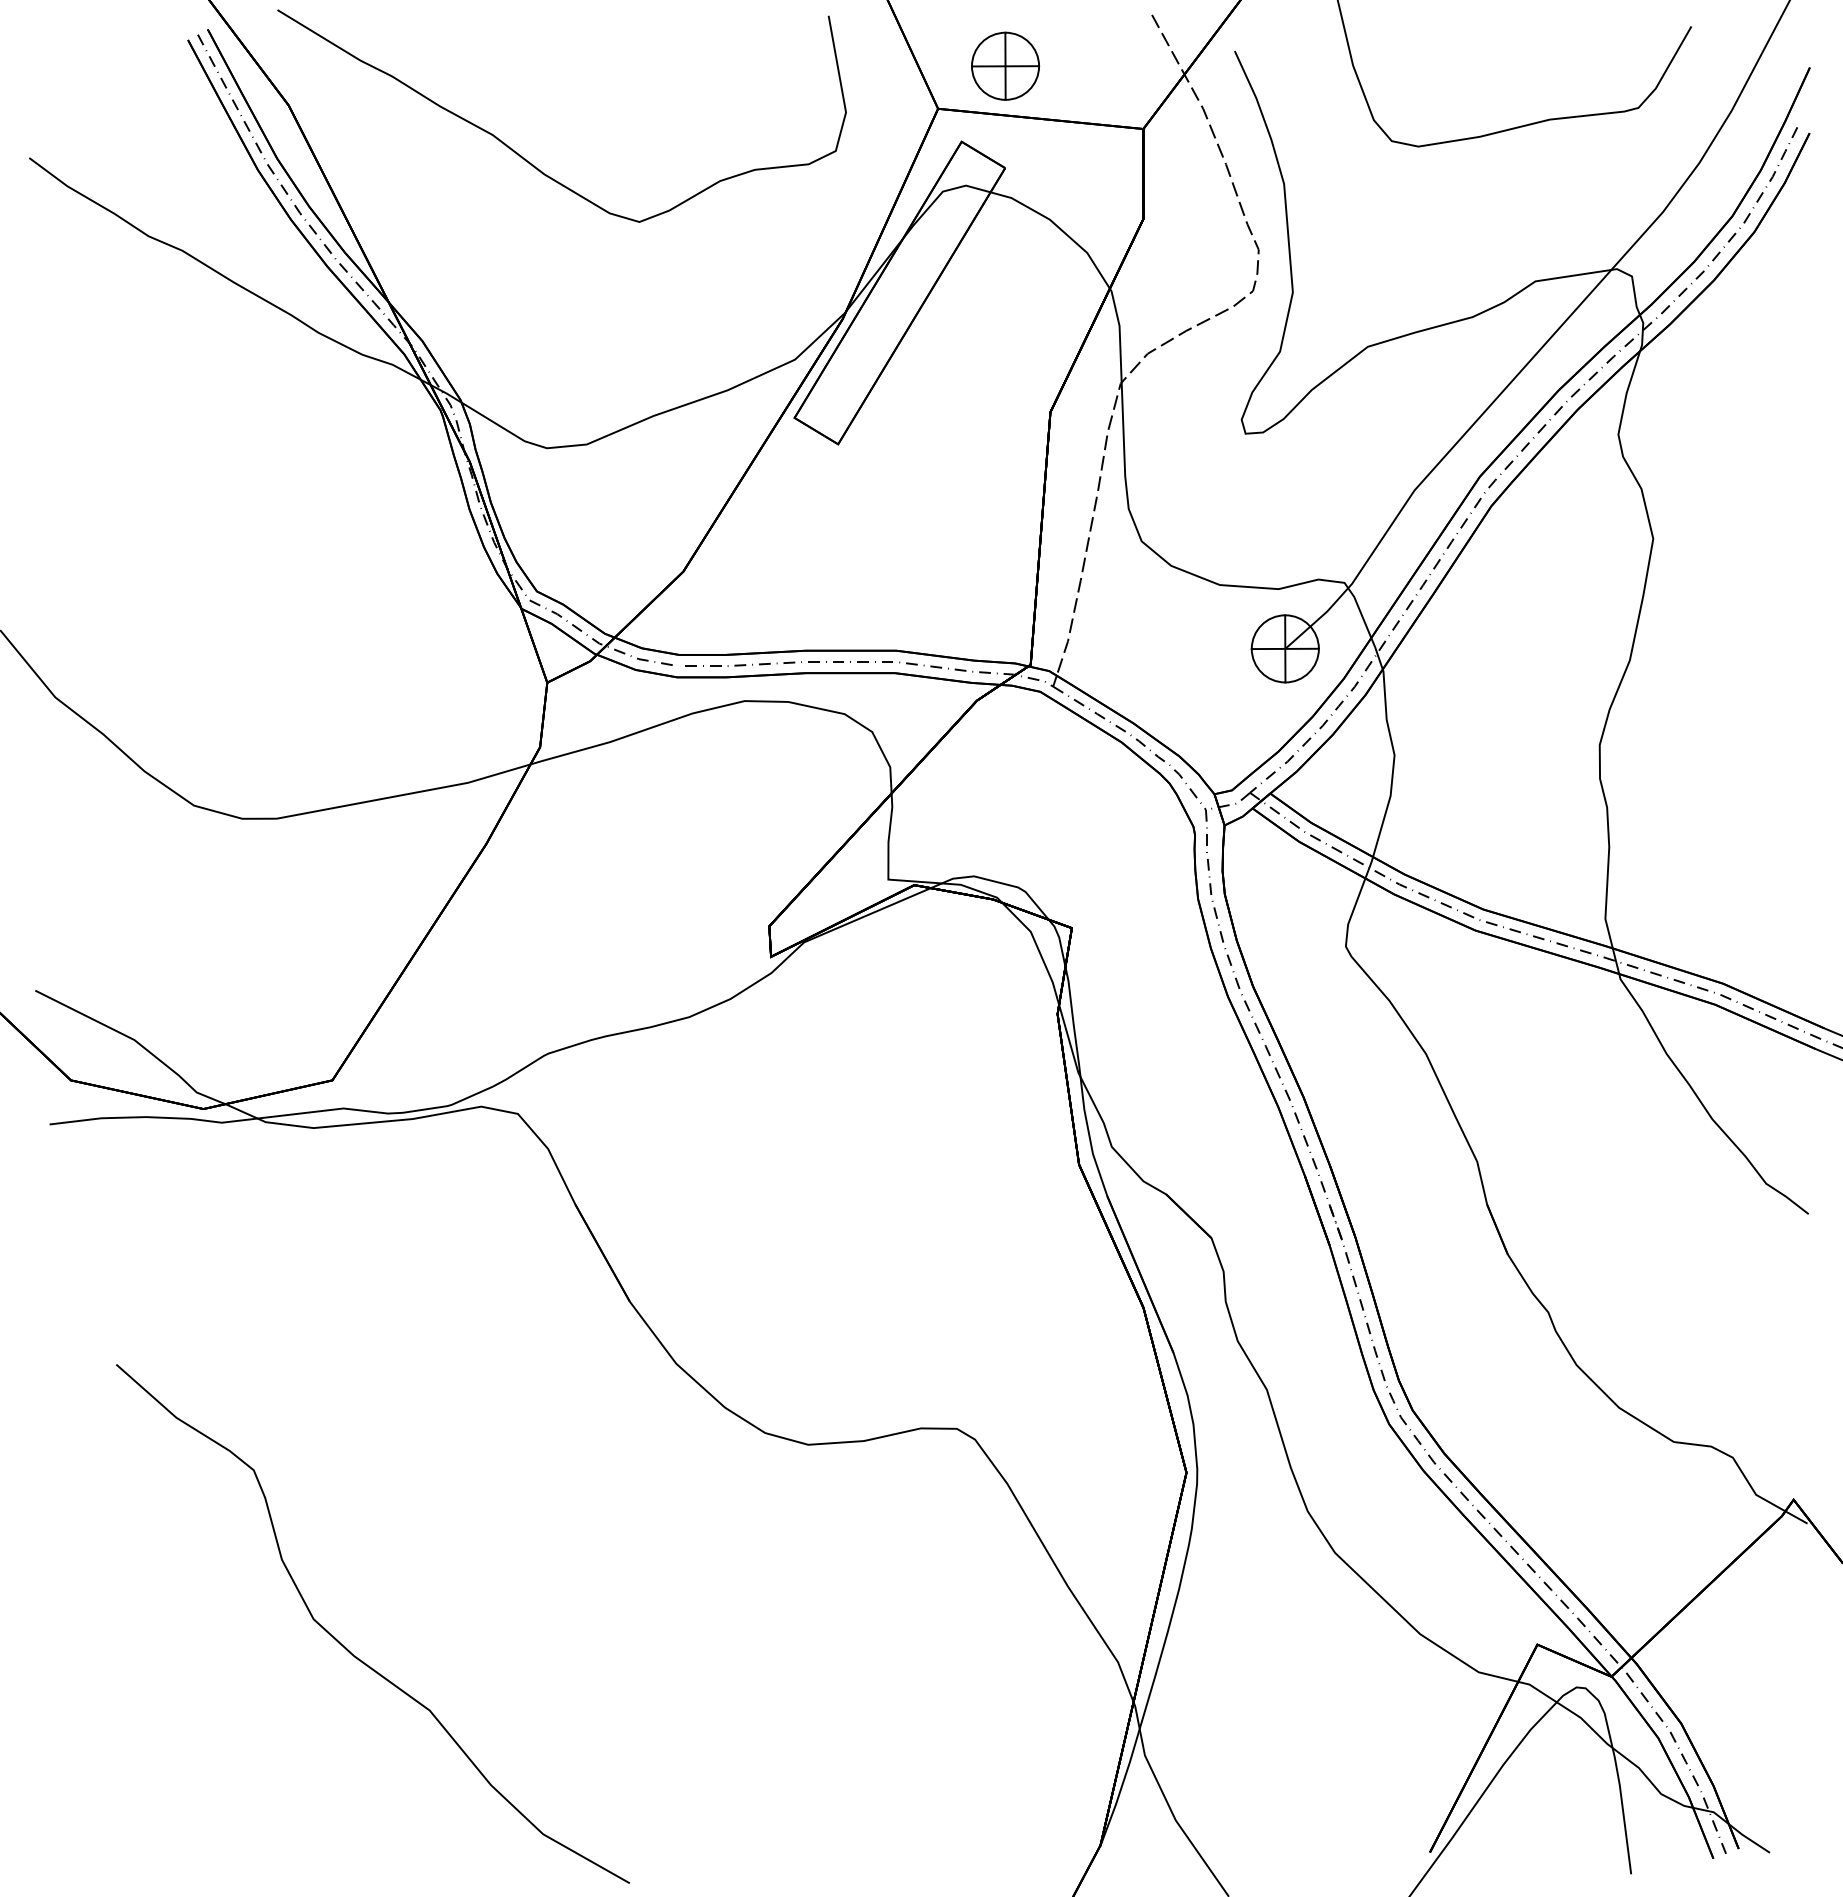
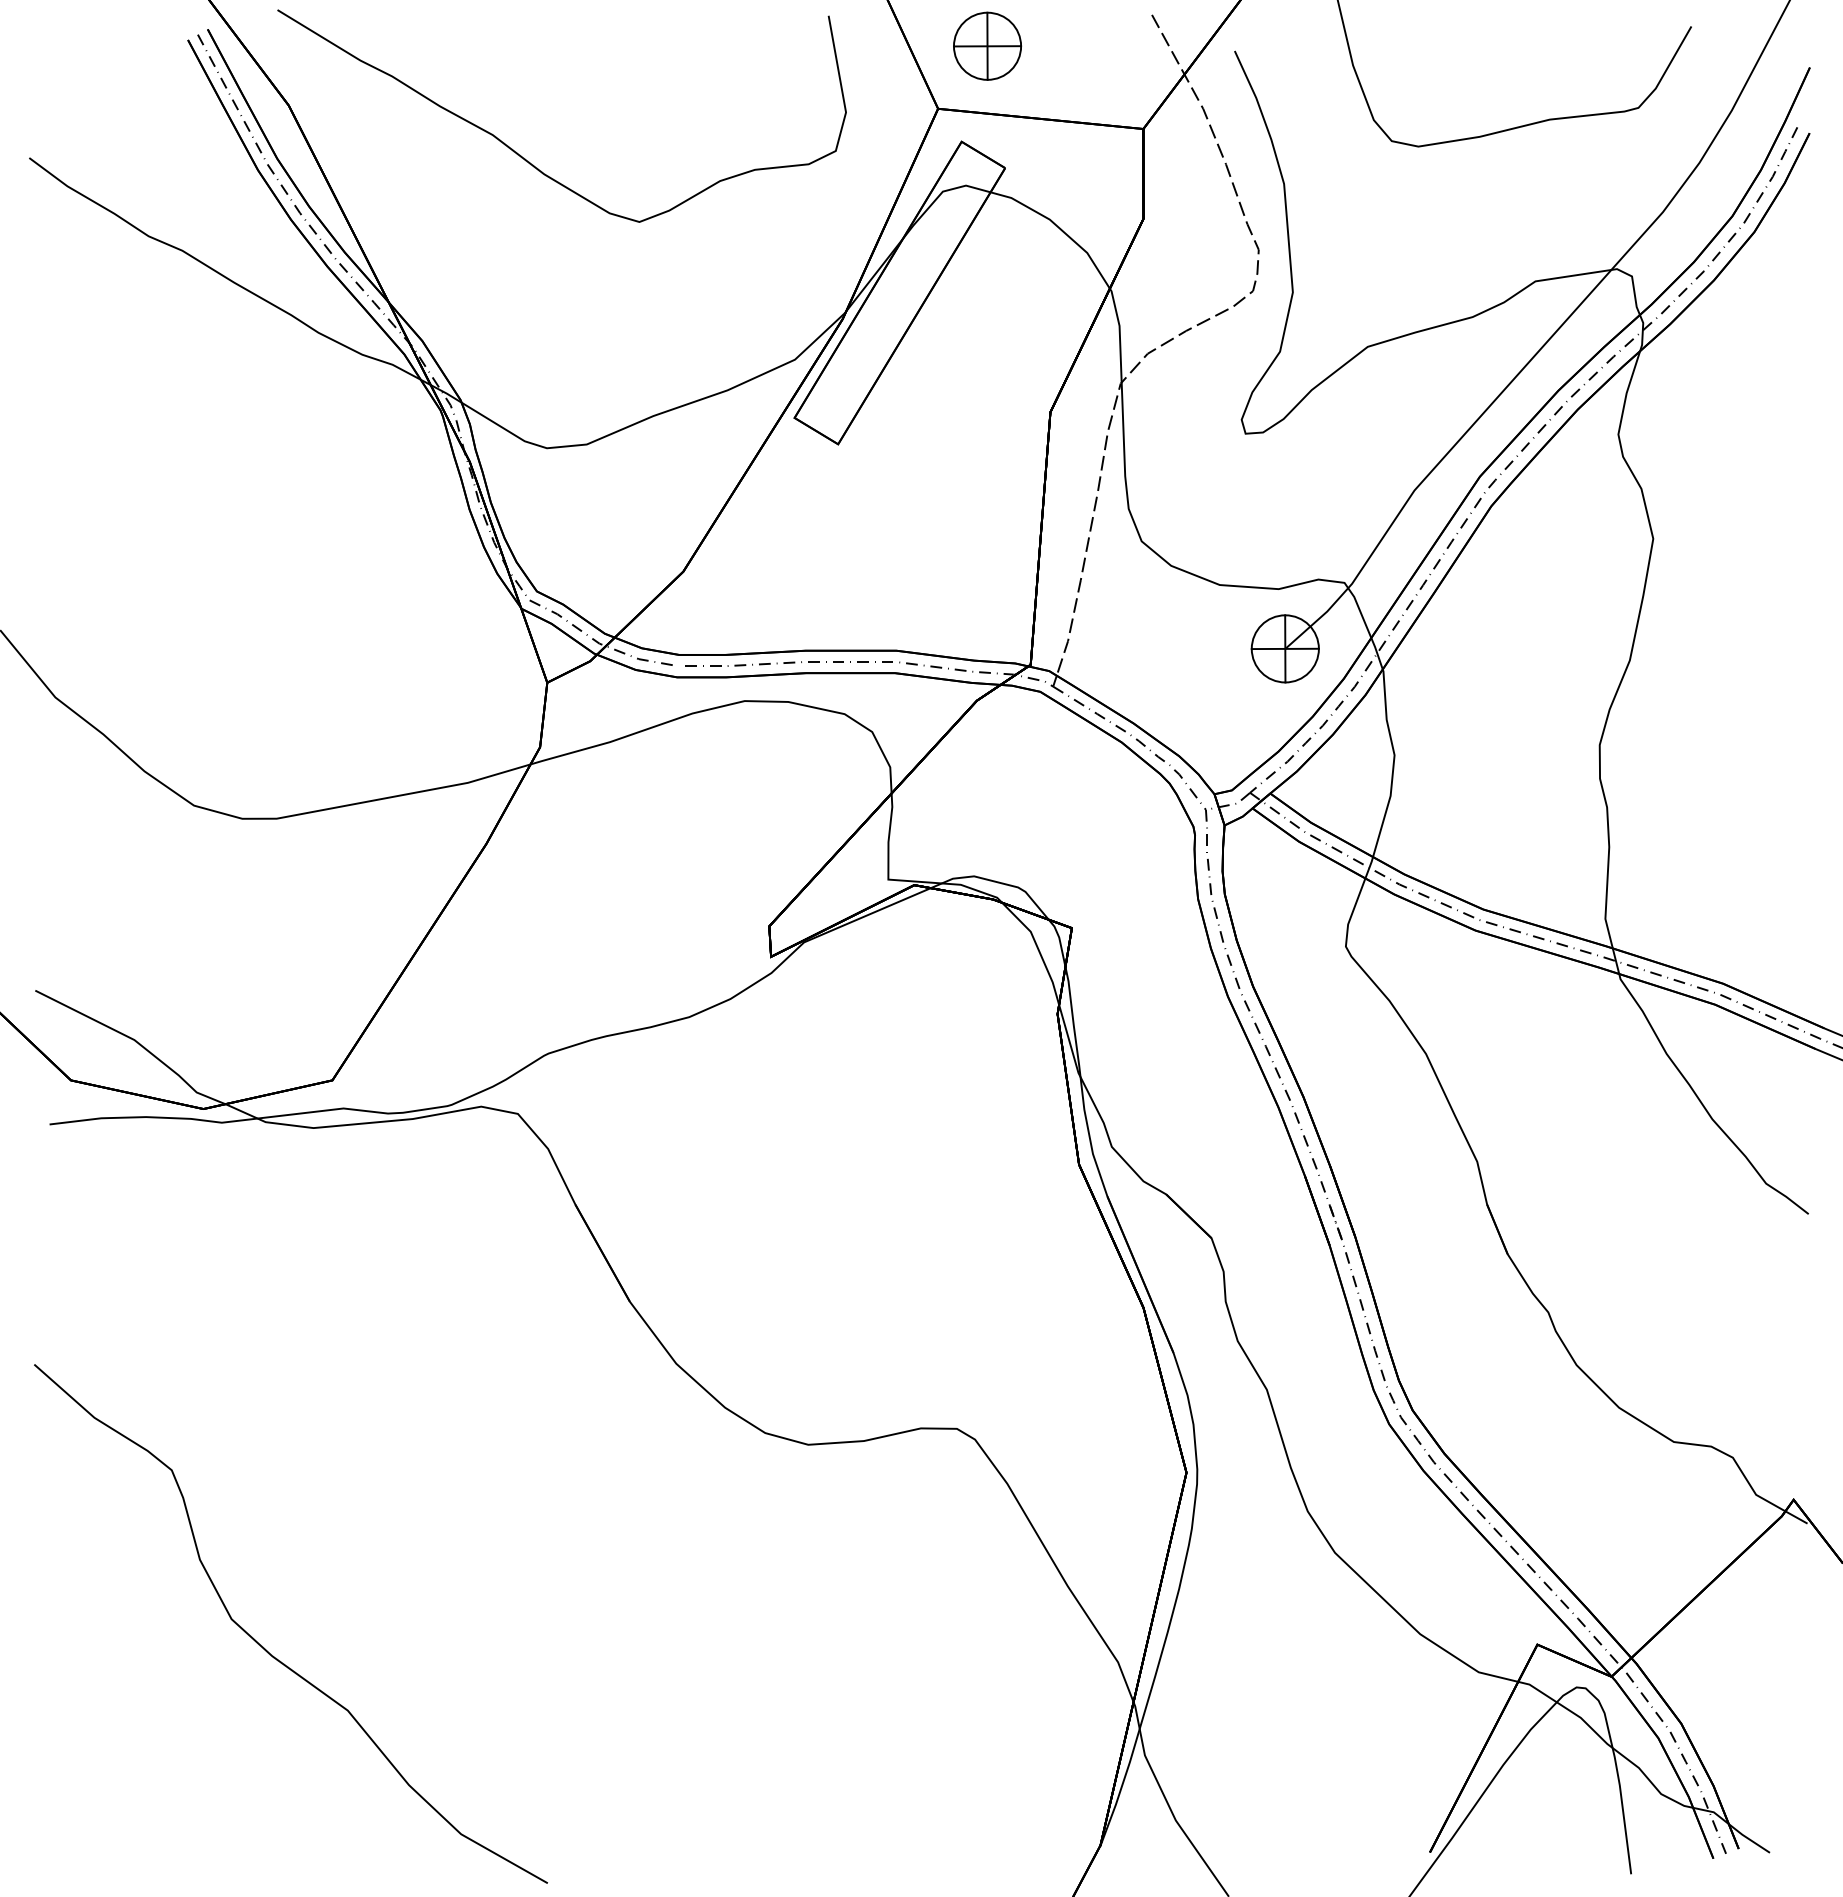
part position: (1005, 65) -> (987, 45) (987, 45)
curve position: (347, 1648) -> (265, 1648) (265, 1648)
